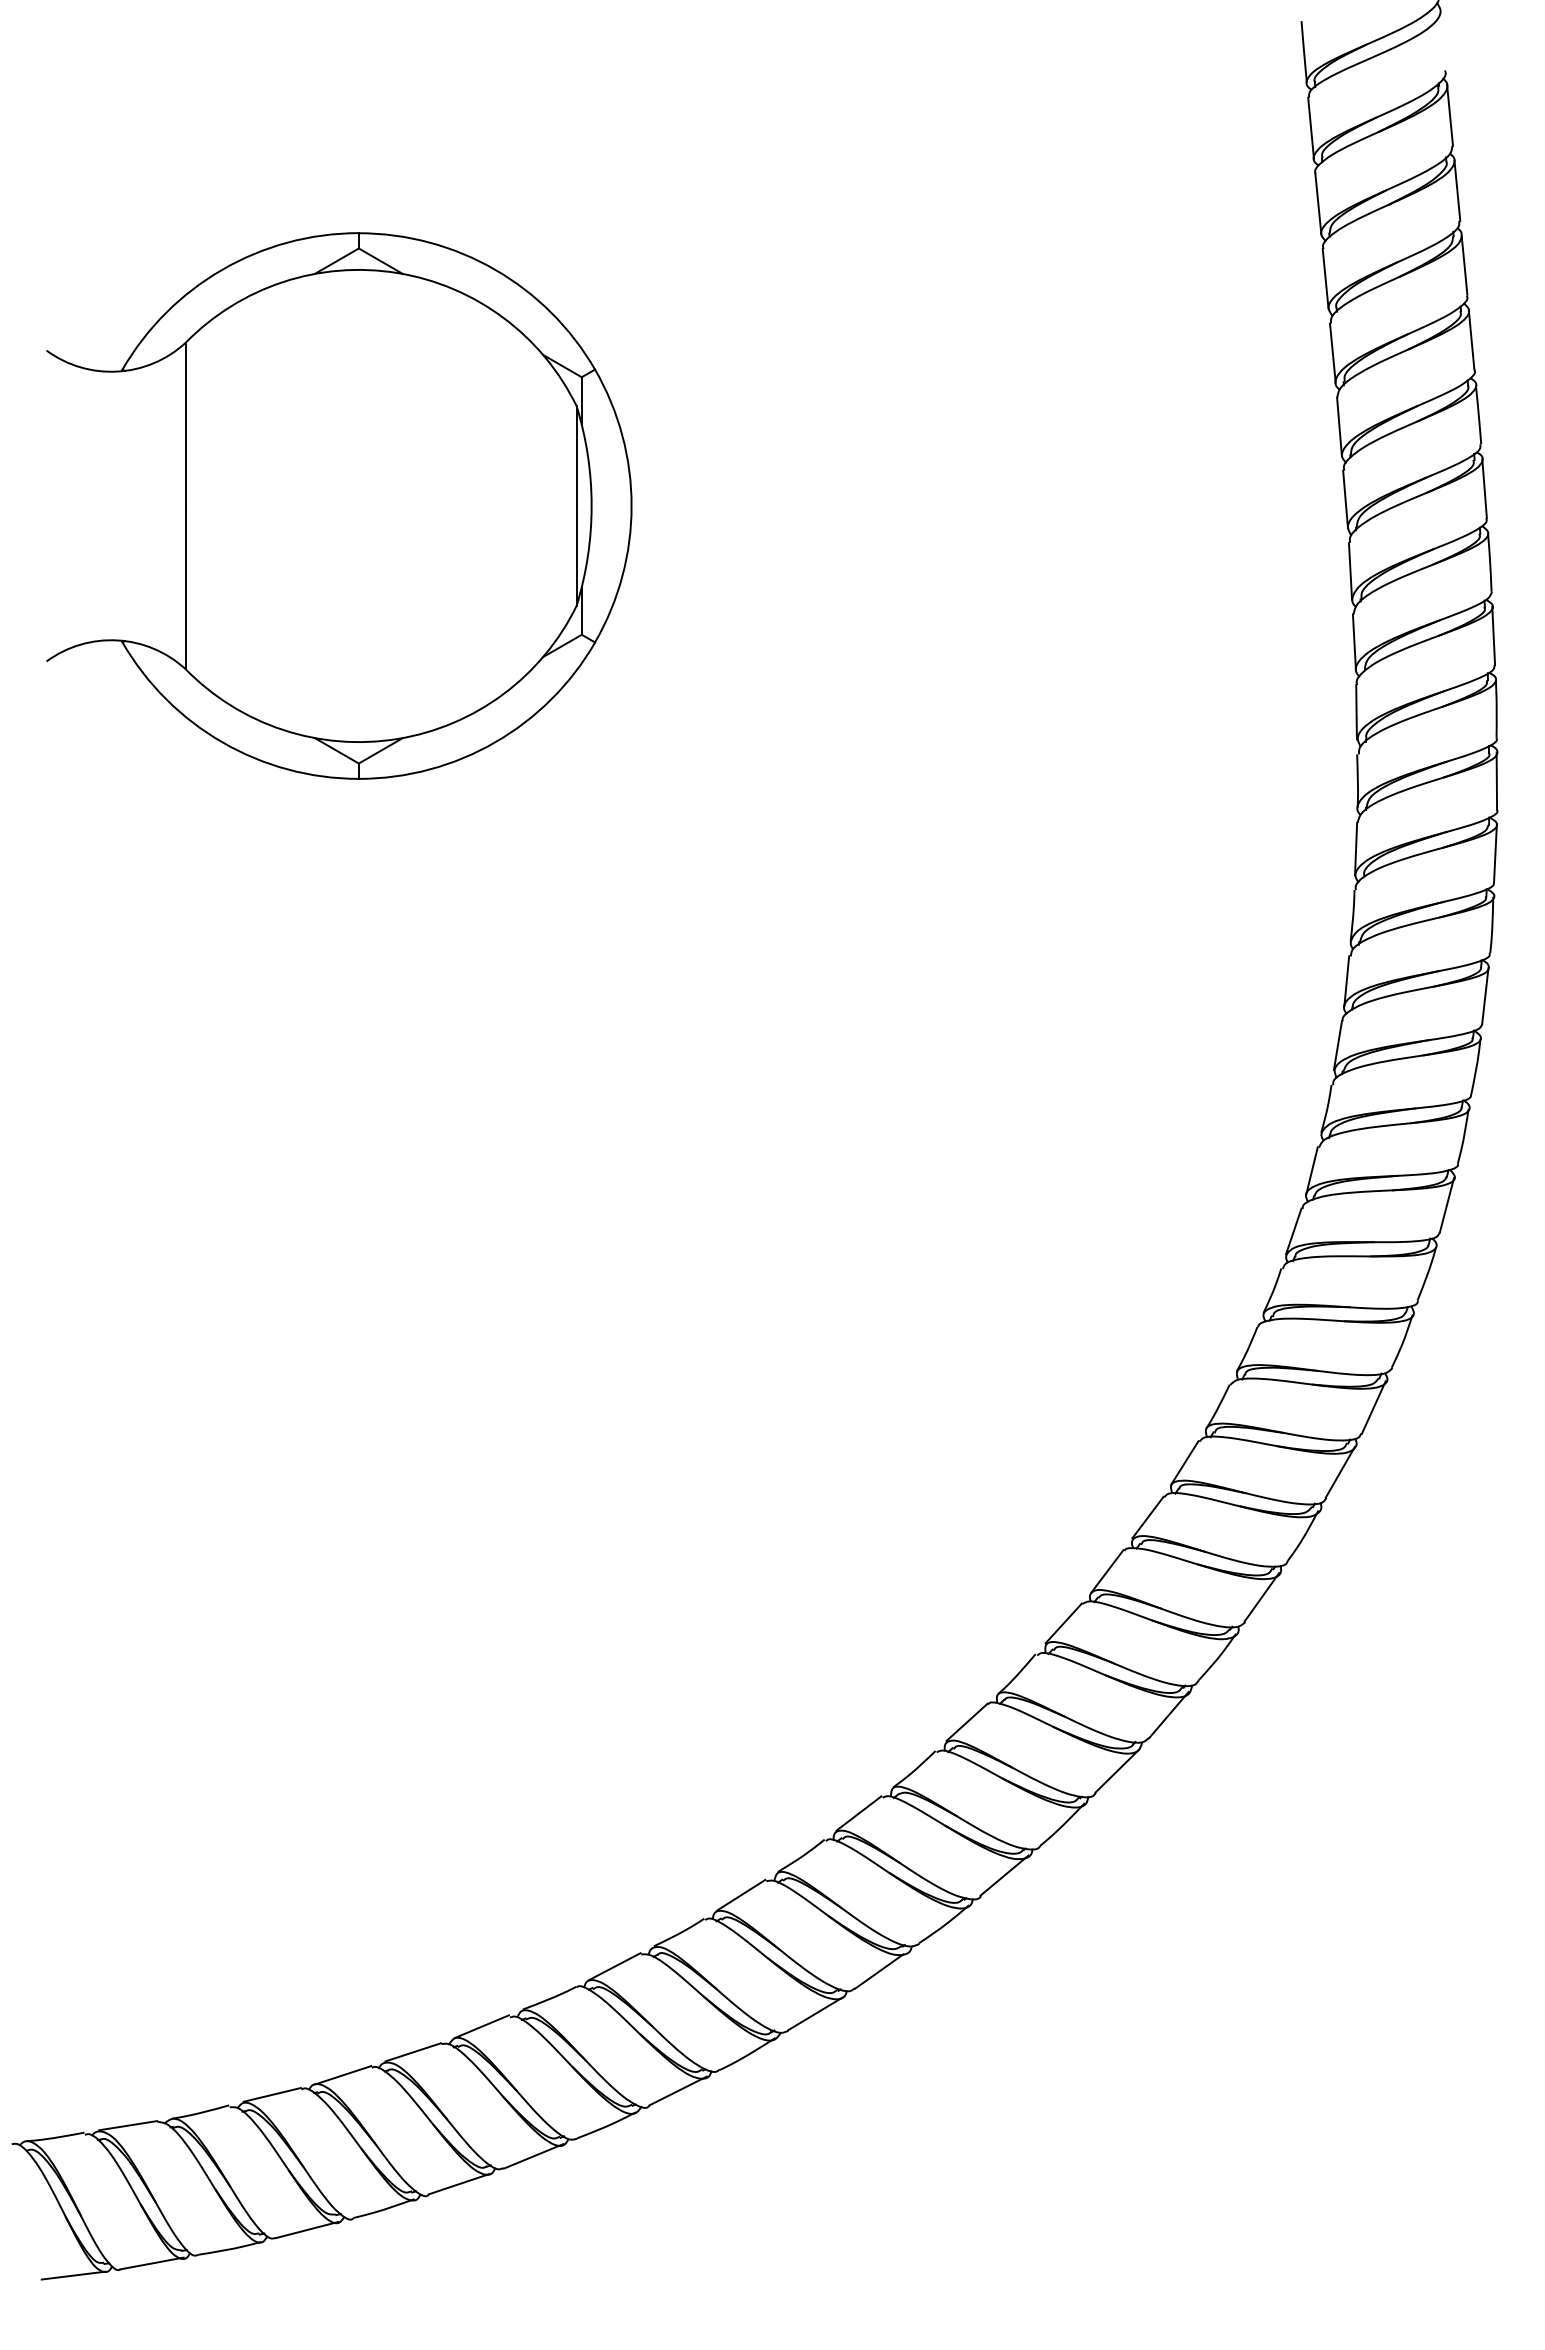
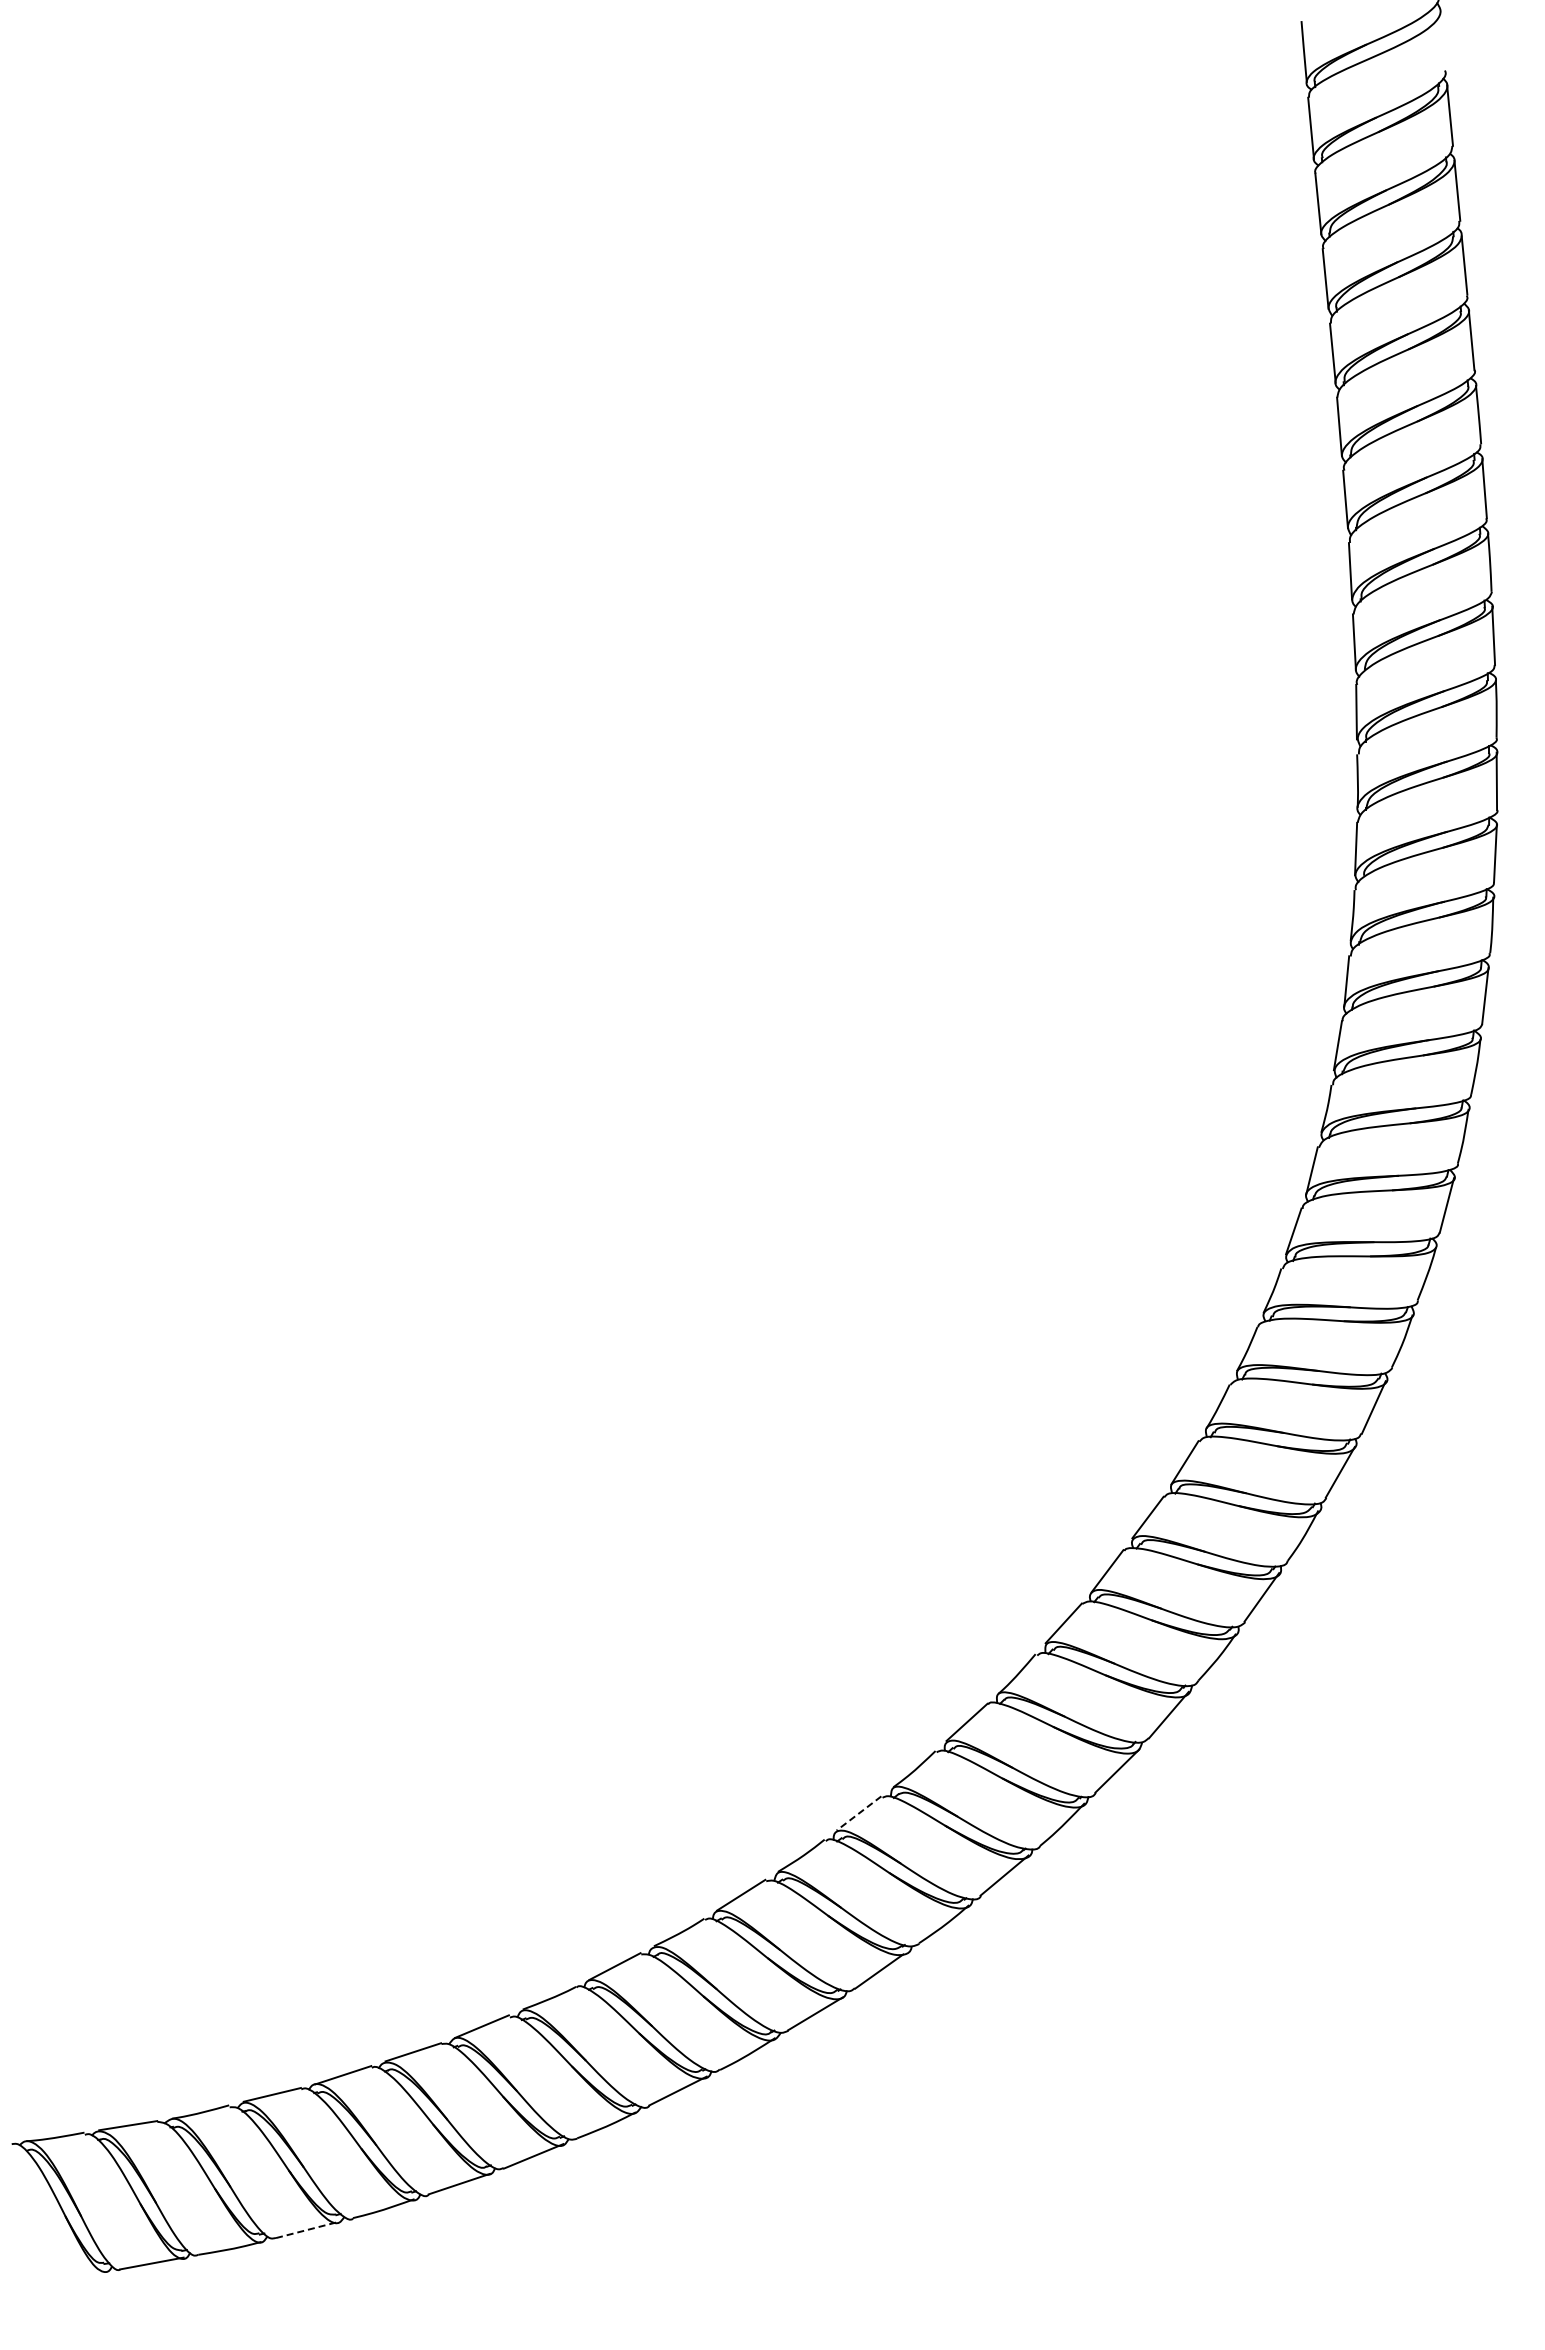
part: present -> none (339, 505)
line: solid -> dashed (858, 1813)
line: solid -> dashed (307, 2229)
line: present -> none (73, 2275)
